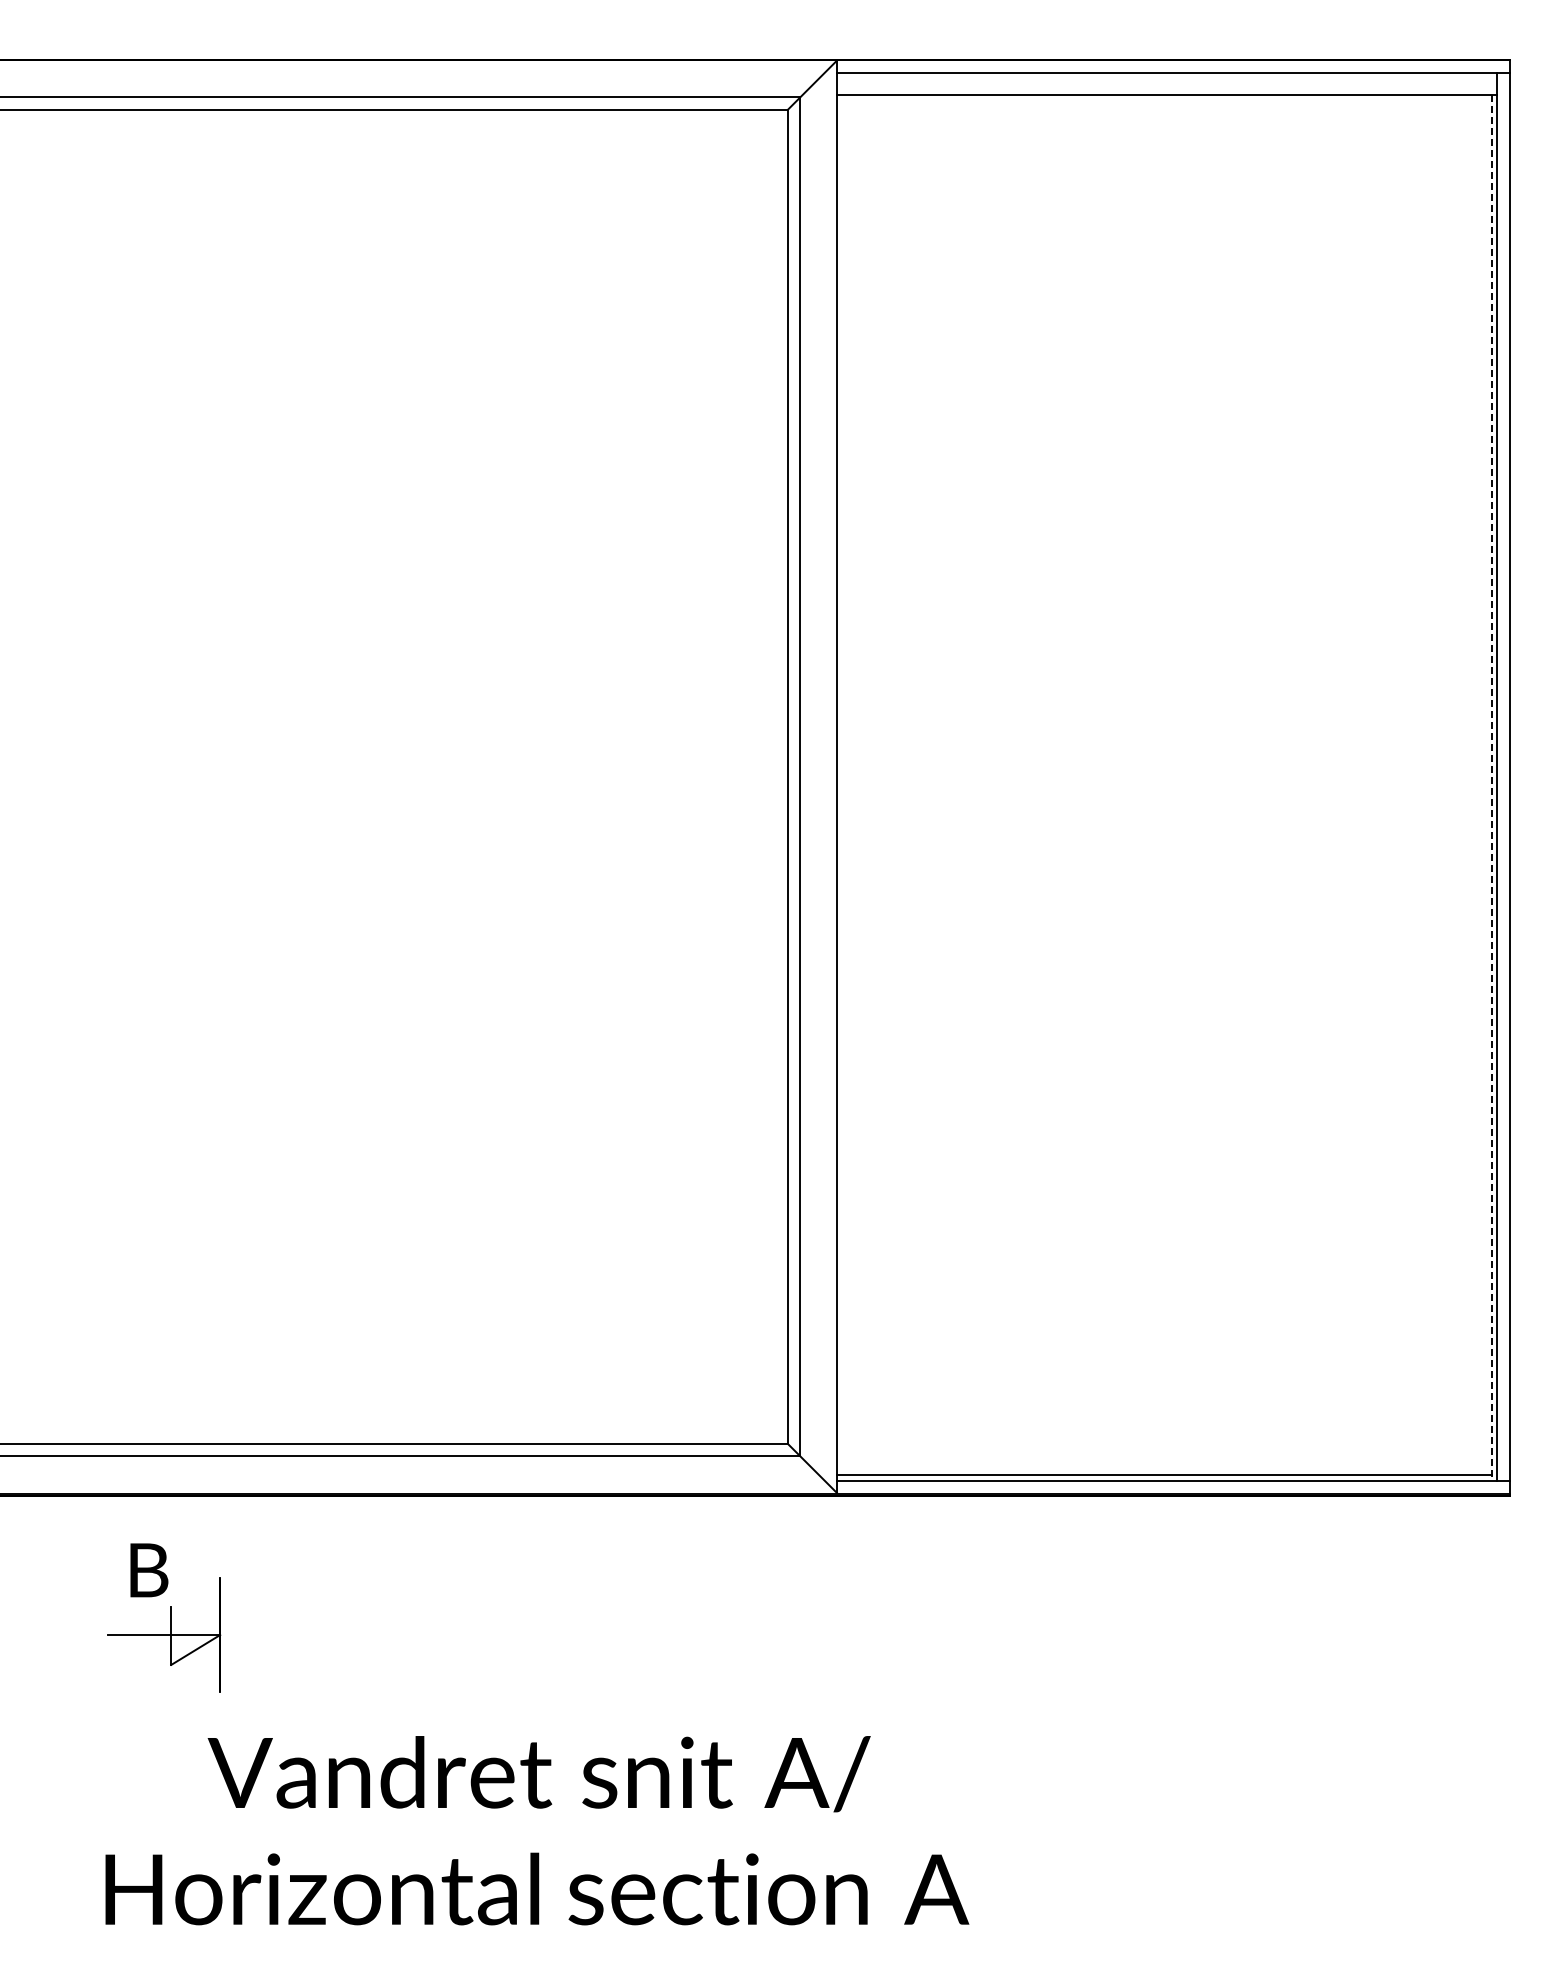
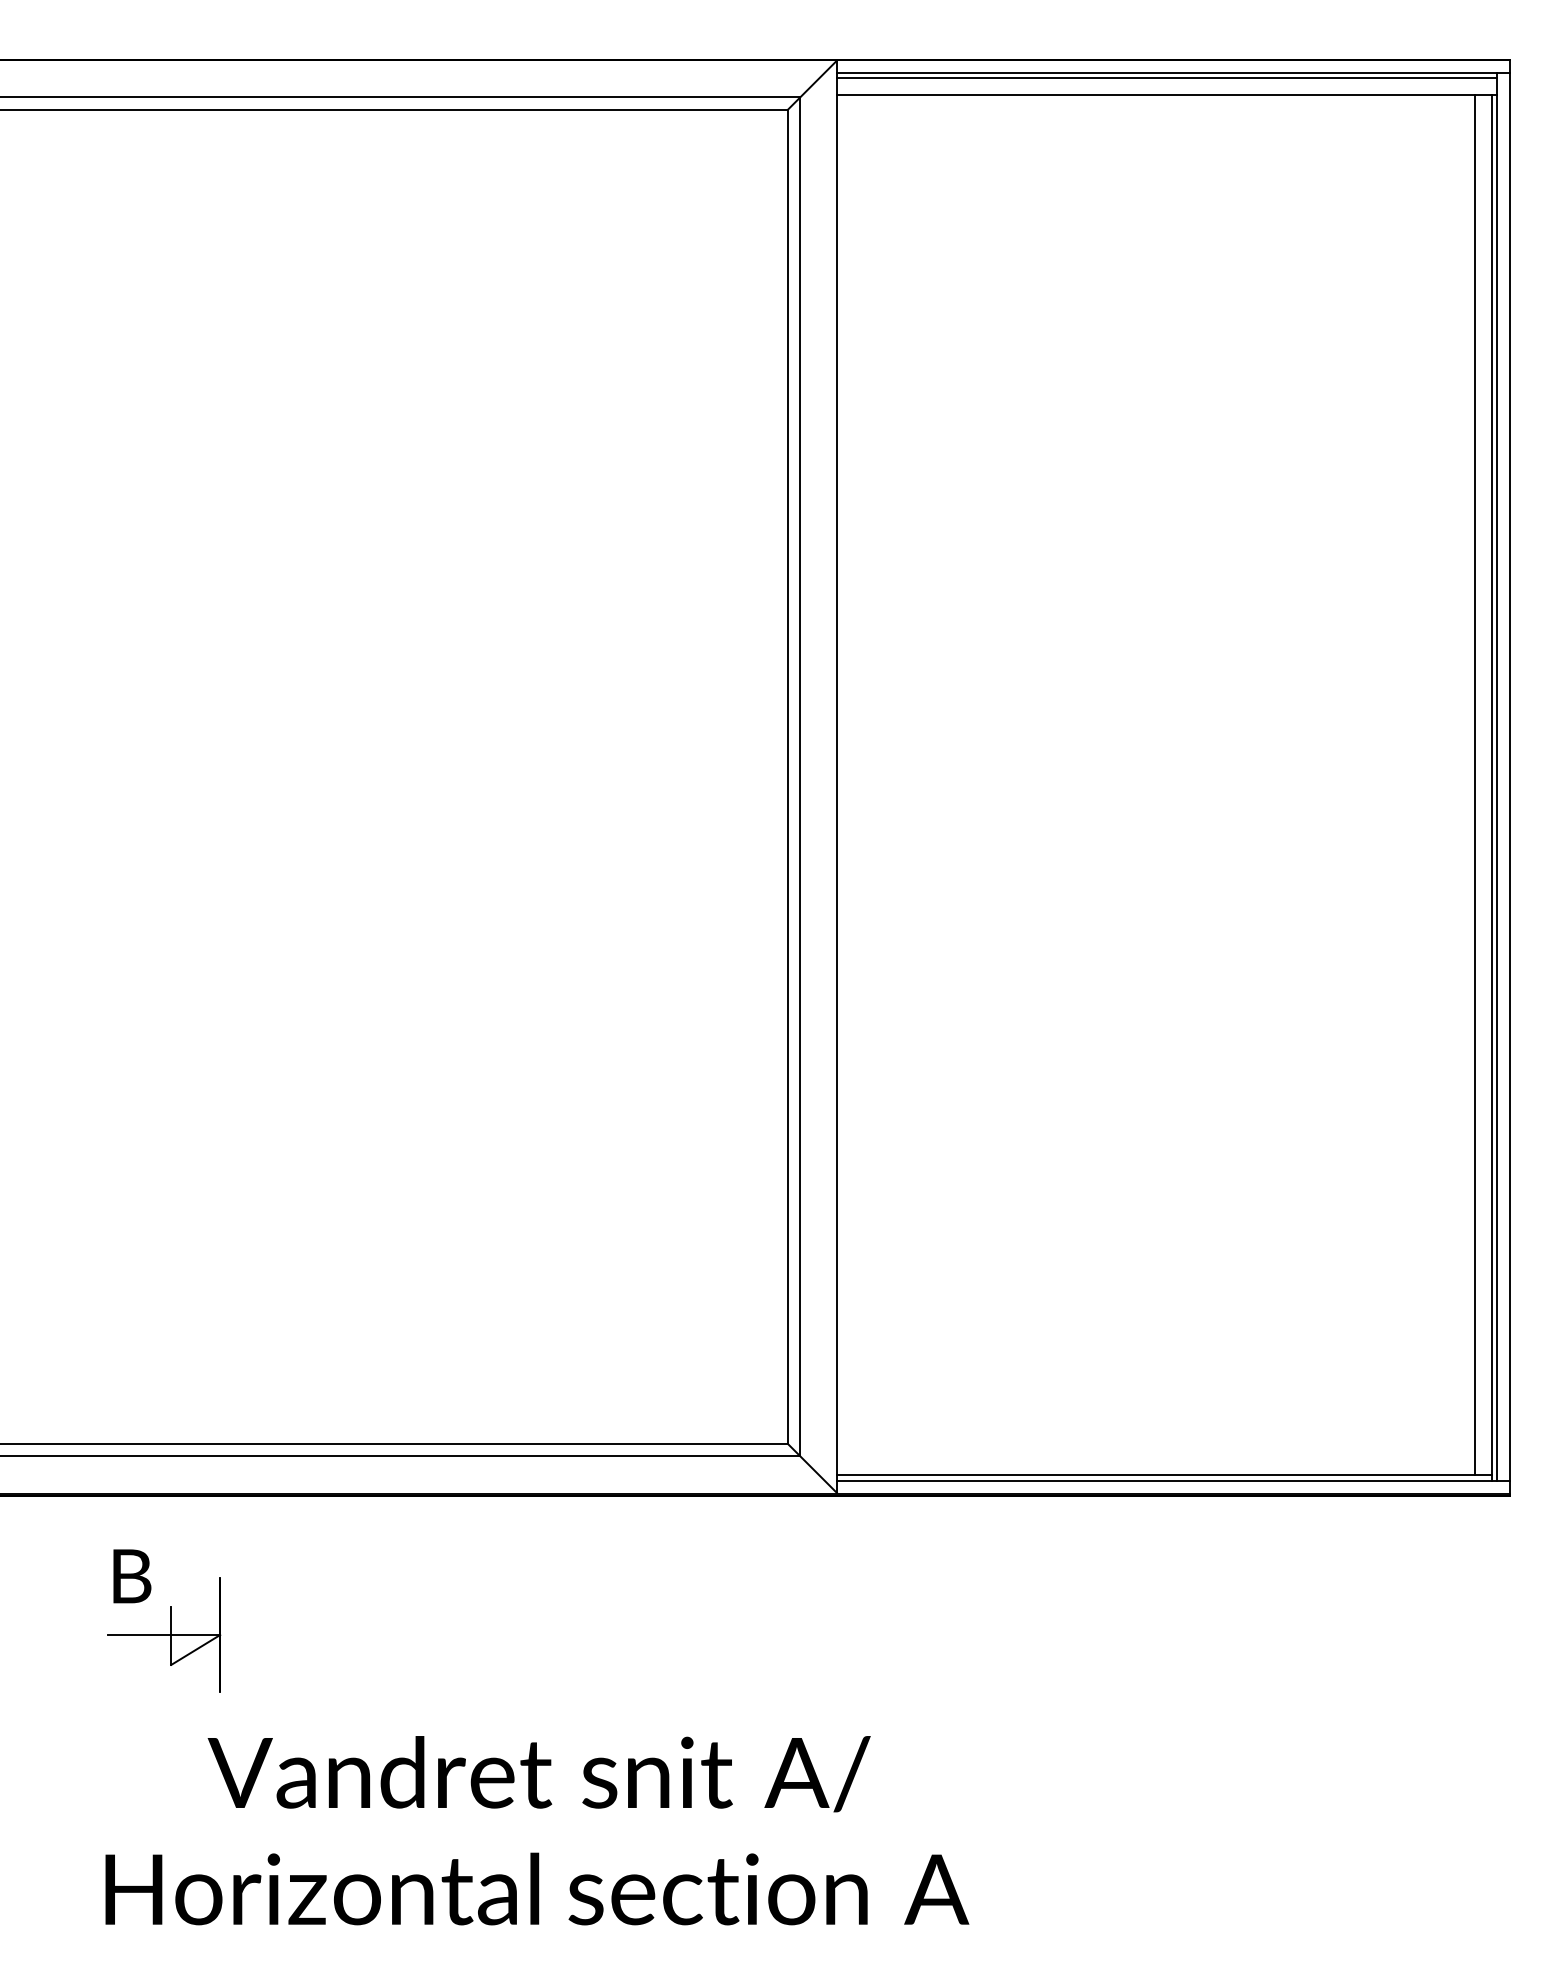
line: none -> present (1166, 77)
line: none -> present (1475, 784)
line: dashed -> solid (1491, 787)
text position: (149, 1570) -> (132, 1576) (132, 1576)
